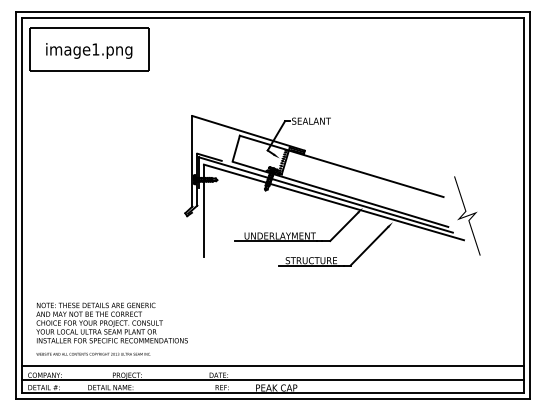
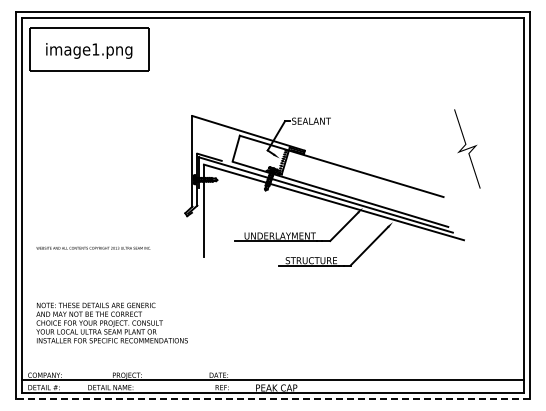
curve position: (467, 215) -> (467, 148) (467, 148)
text position: (93, 353) -> (93, 247) (93, 247)
line: present -> none (272, 365)
line: solid -> dashed (273, 398)
